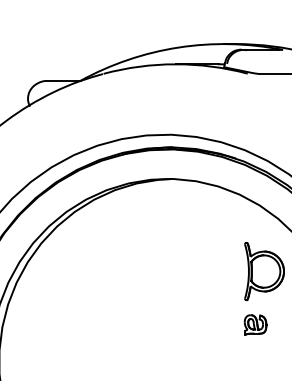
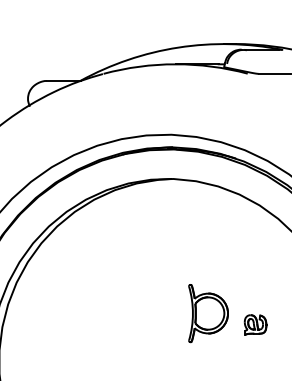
part position: (264, 271) -> (208, 313) (208, 313)
